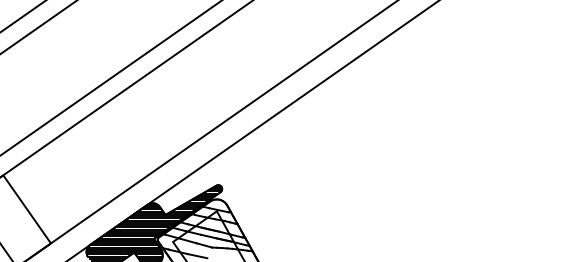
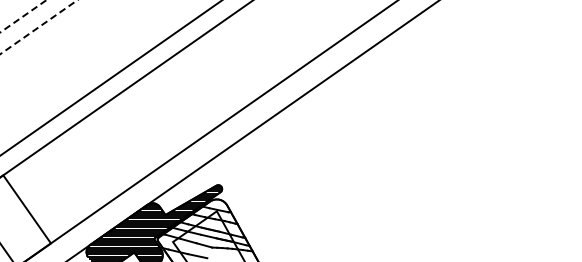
line: solid -> dashed (14, 44)
